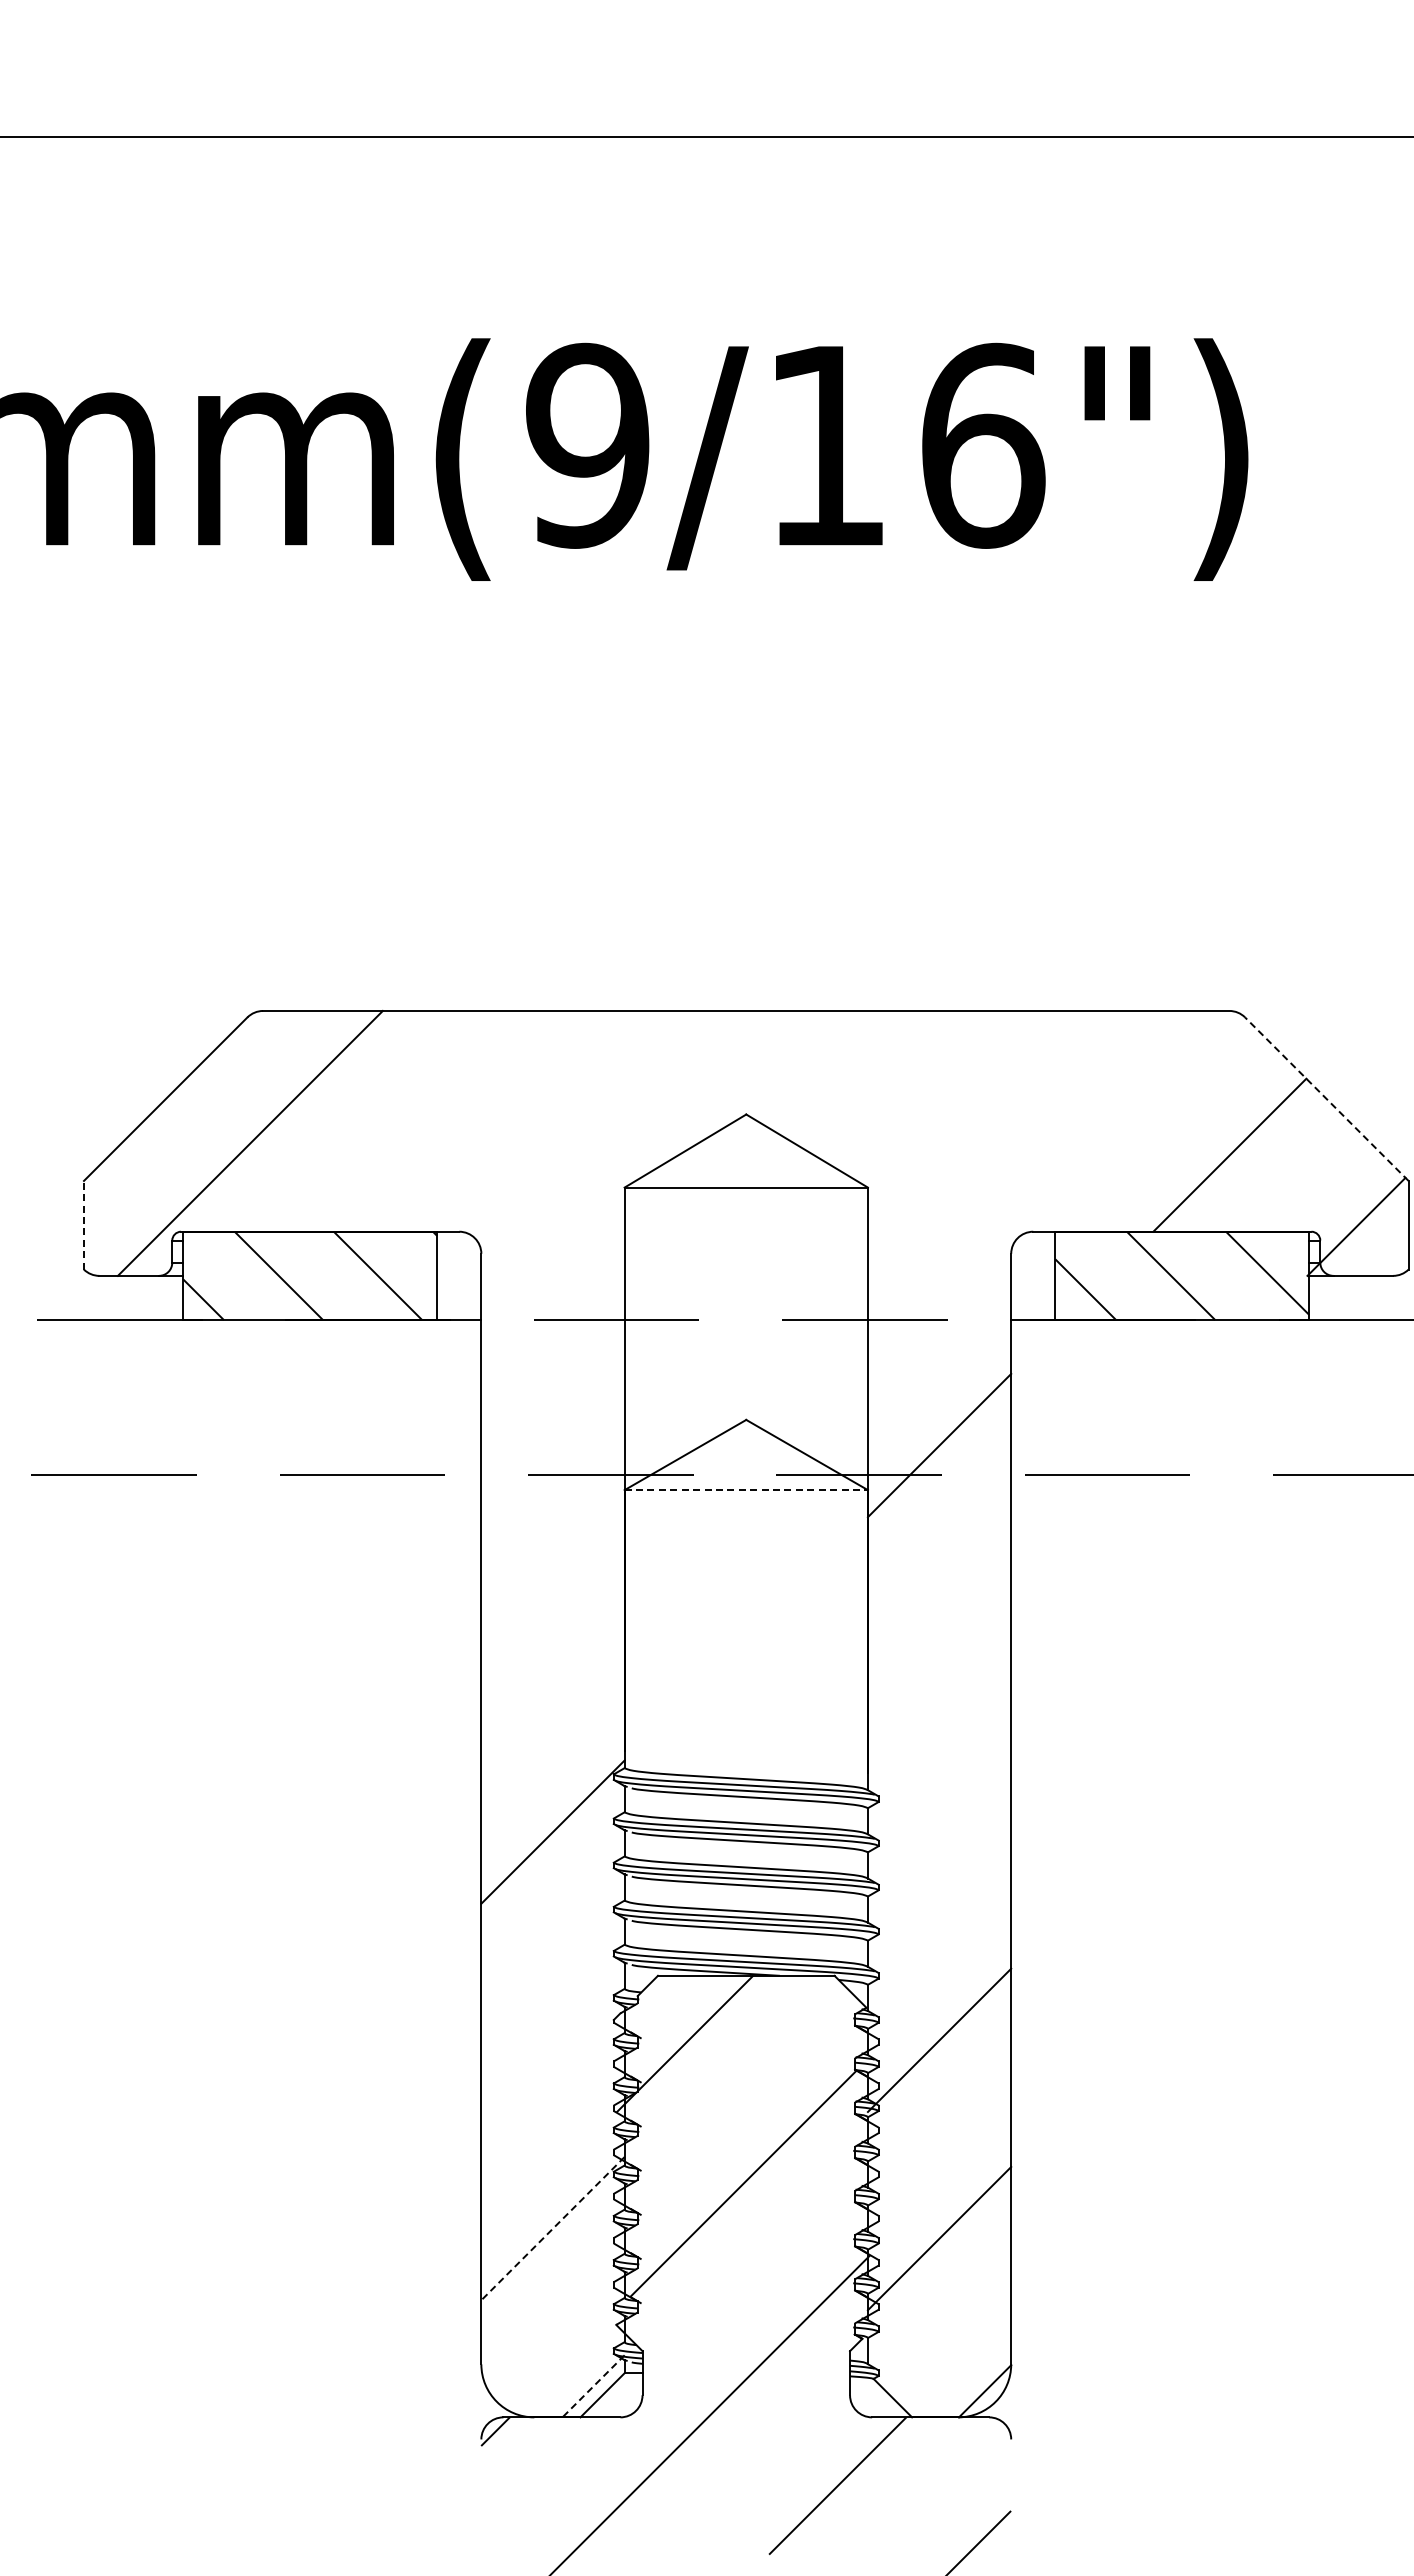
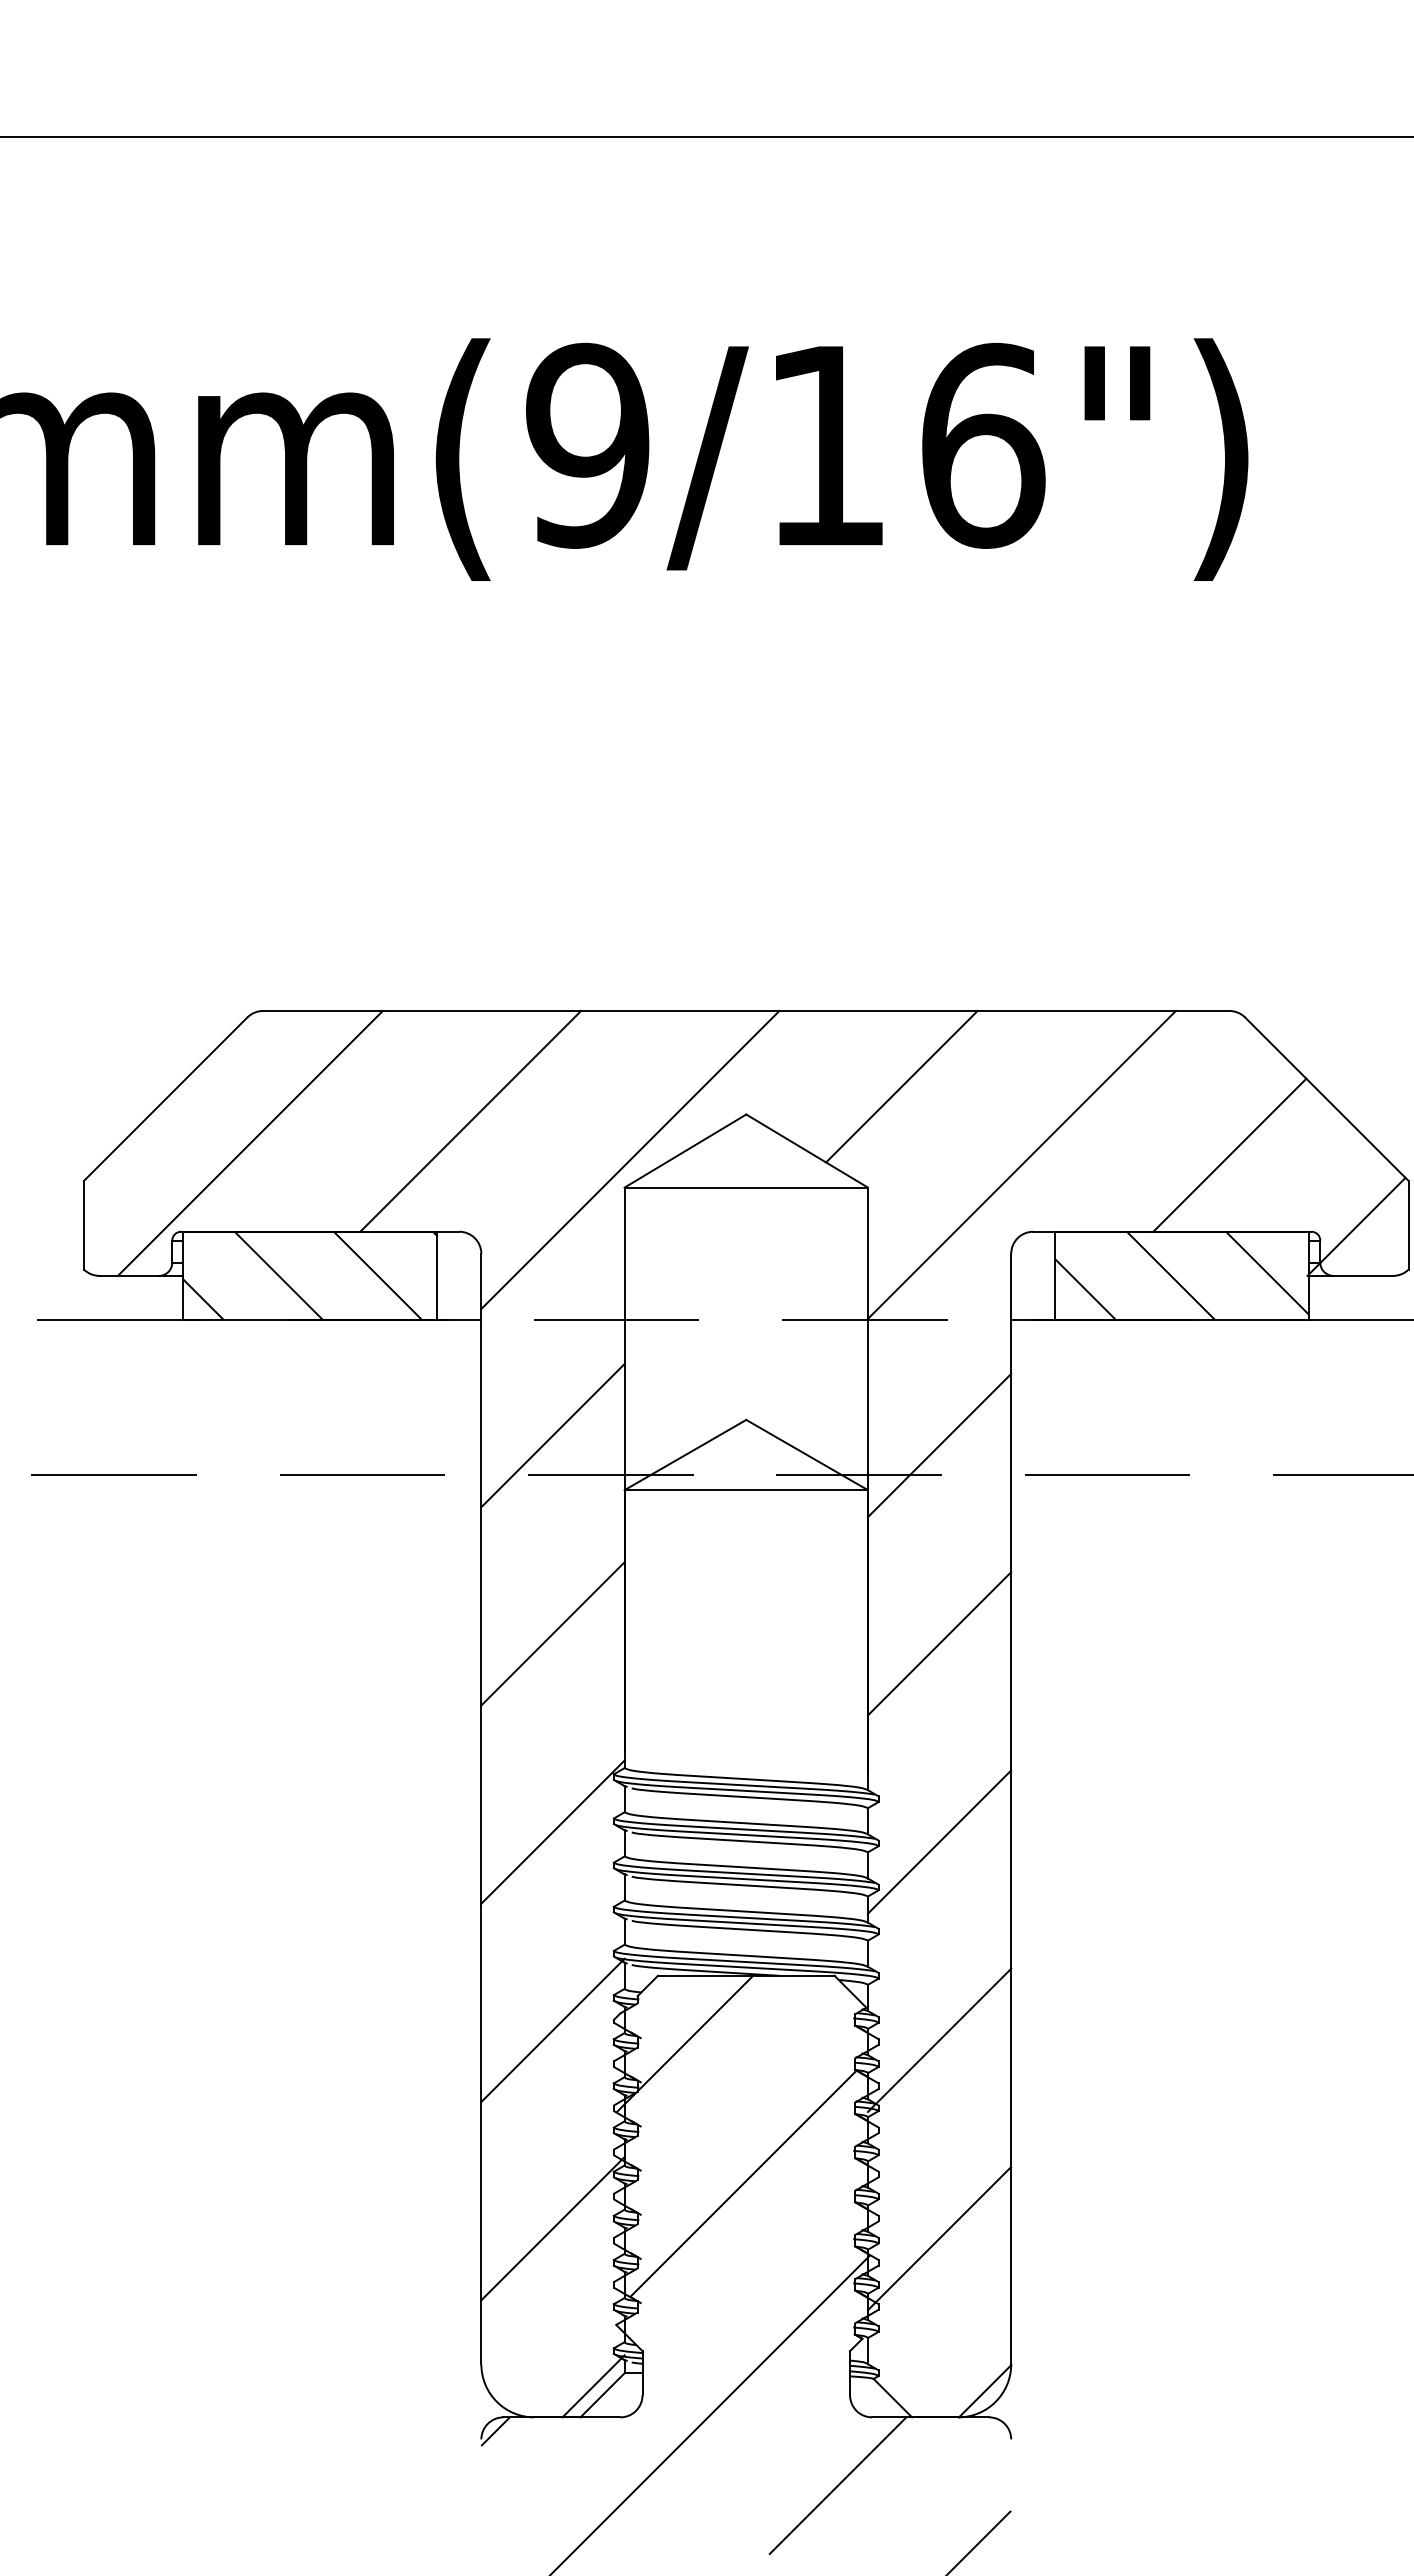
line: none -> present (901, 1086)
line: dashed -> solid (1326, 1099)
line: none -> present (470, 1120)
line: none -> present (630, 1159)
line: none -> present (1021, 1164)
line: dashed -> solid (83, 1224)
line: none -> present (552, 1435)
line: dashed -> solid (746, 1490)
line: none -> present (552, 1633)
line: none -> present (939, 1643)
line: none -> present (939, 1841)
line: none -> present (552, 2030)
line: dashed -> solid (552, 2229)
line: dashed -> solid (593, 2386)
